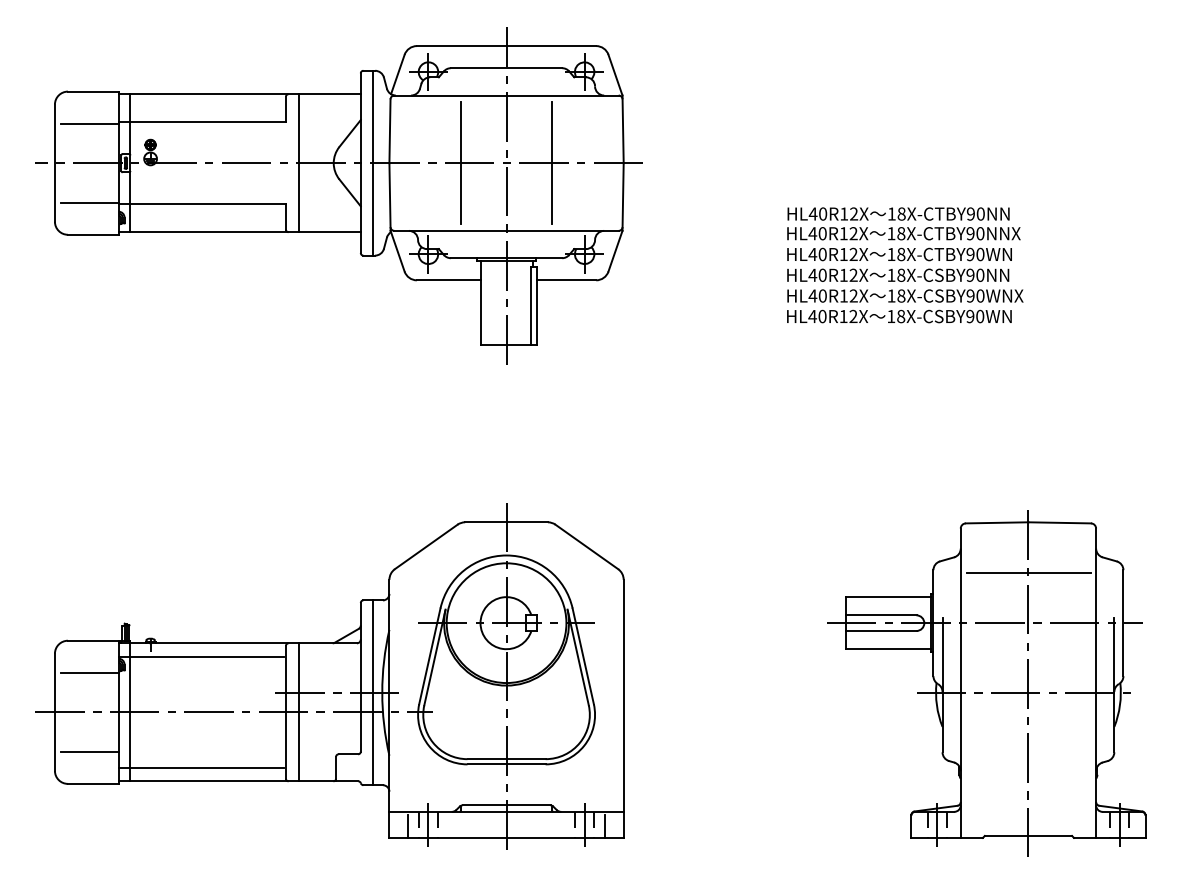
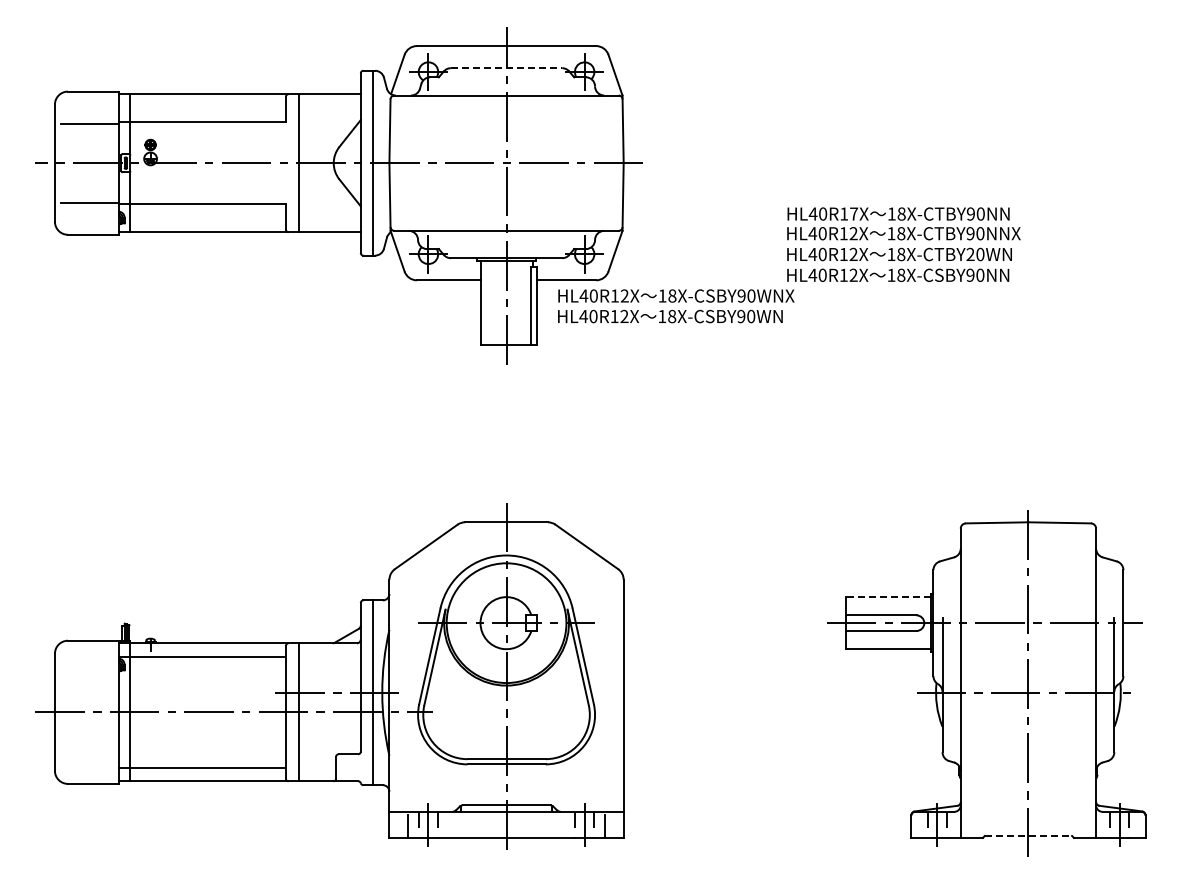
line: solid -> dashed (506, 68)
line: present -> none (461, 163)
line: present -> none (552, 163)
text: HL40R12X -> HL40R17X (854, 213)
text: 18X-CTBY90WN -> 18X-CTBY20WN (970, 254)
text position: (905, 306) -> (676, 306) (676, 306)
line: present -> none (1028, 573)
line: solid -> dashed (888, 597)
line: present -> none (89, 672)
line: present -> none (89, 752)
line: solid -> dashed (1028, 835)
